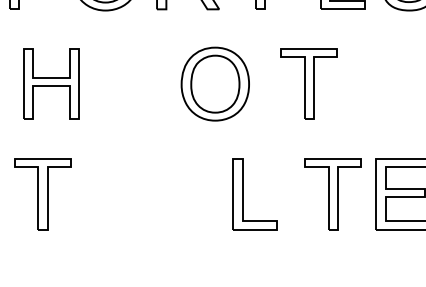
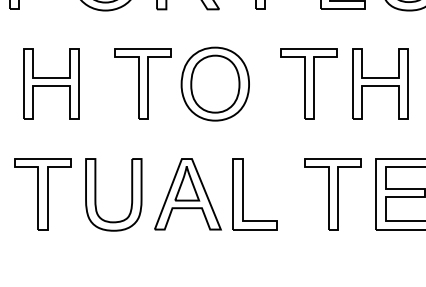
part: none -> present (142, 83)
part: none -> present (380, 83)
part: none -> present (96, 194)
part: none -> present (187, 194)
